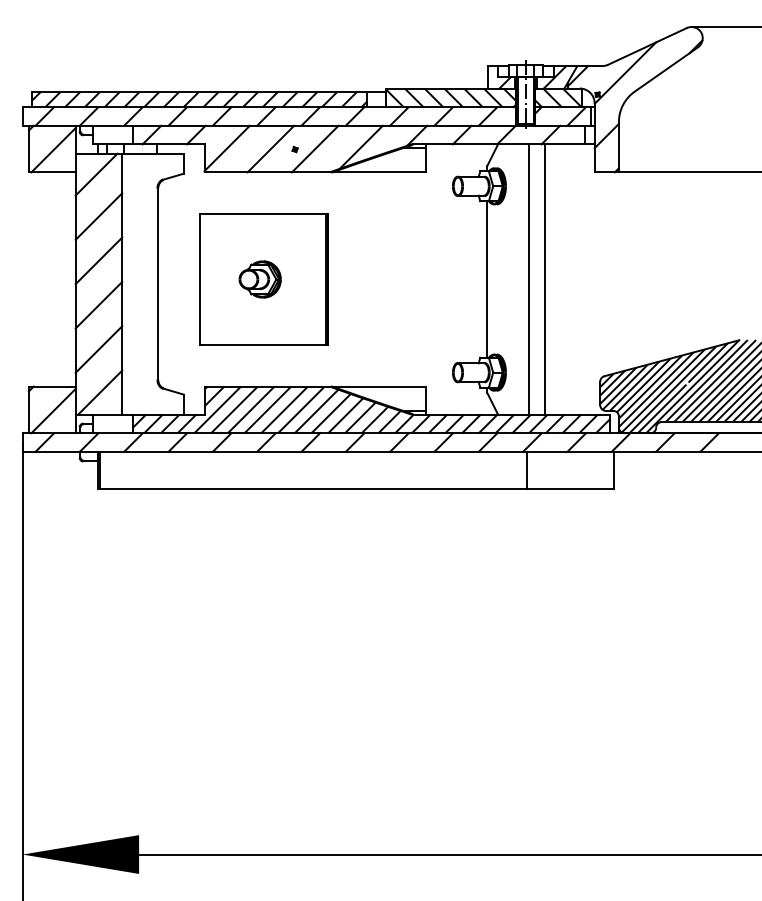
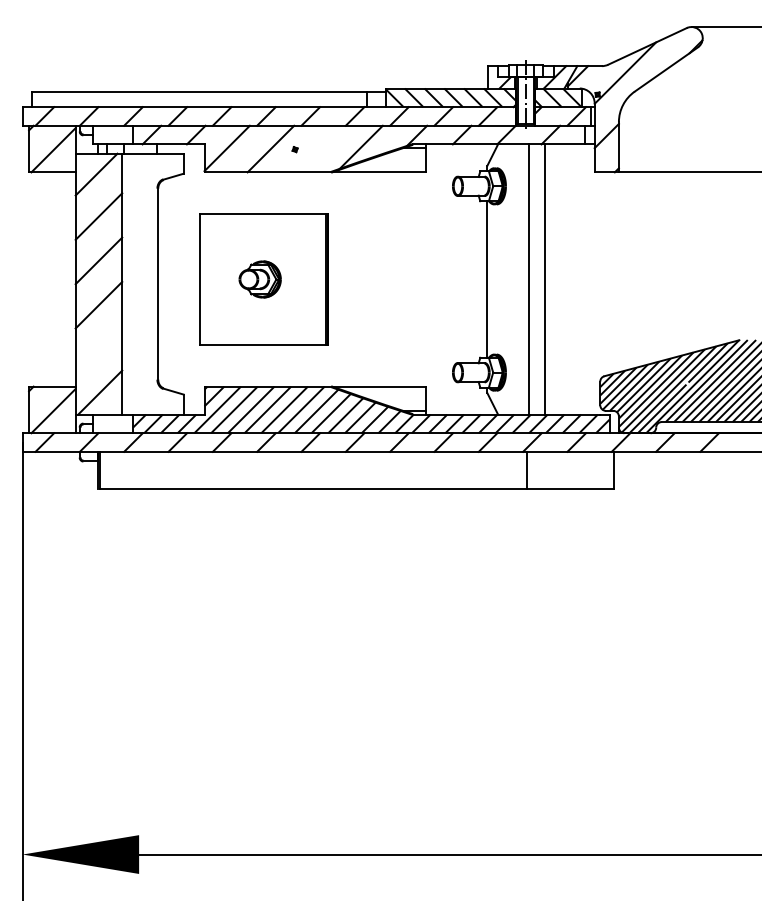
hatch: present -> none (199, 99)
line: present -> none (314, 148)
line: present -> none (98, 349)
